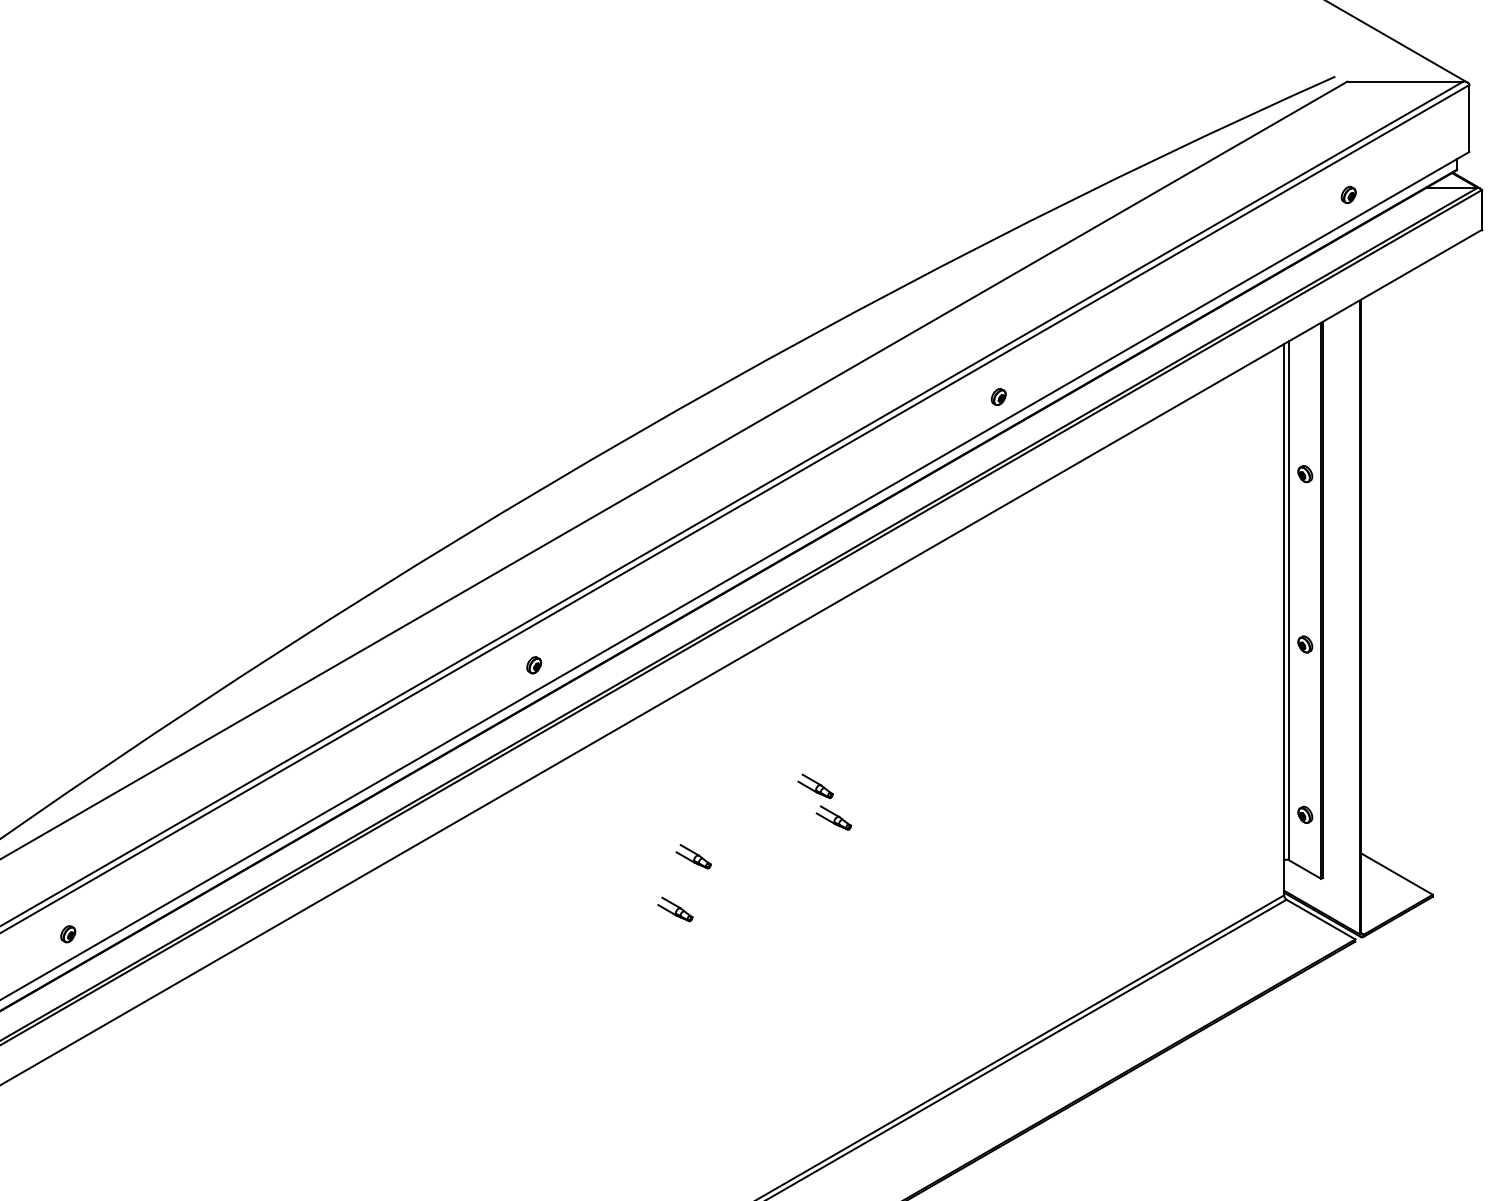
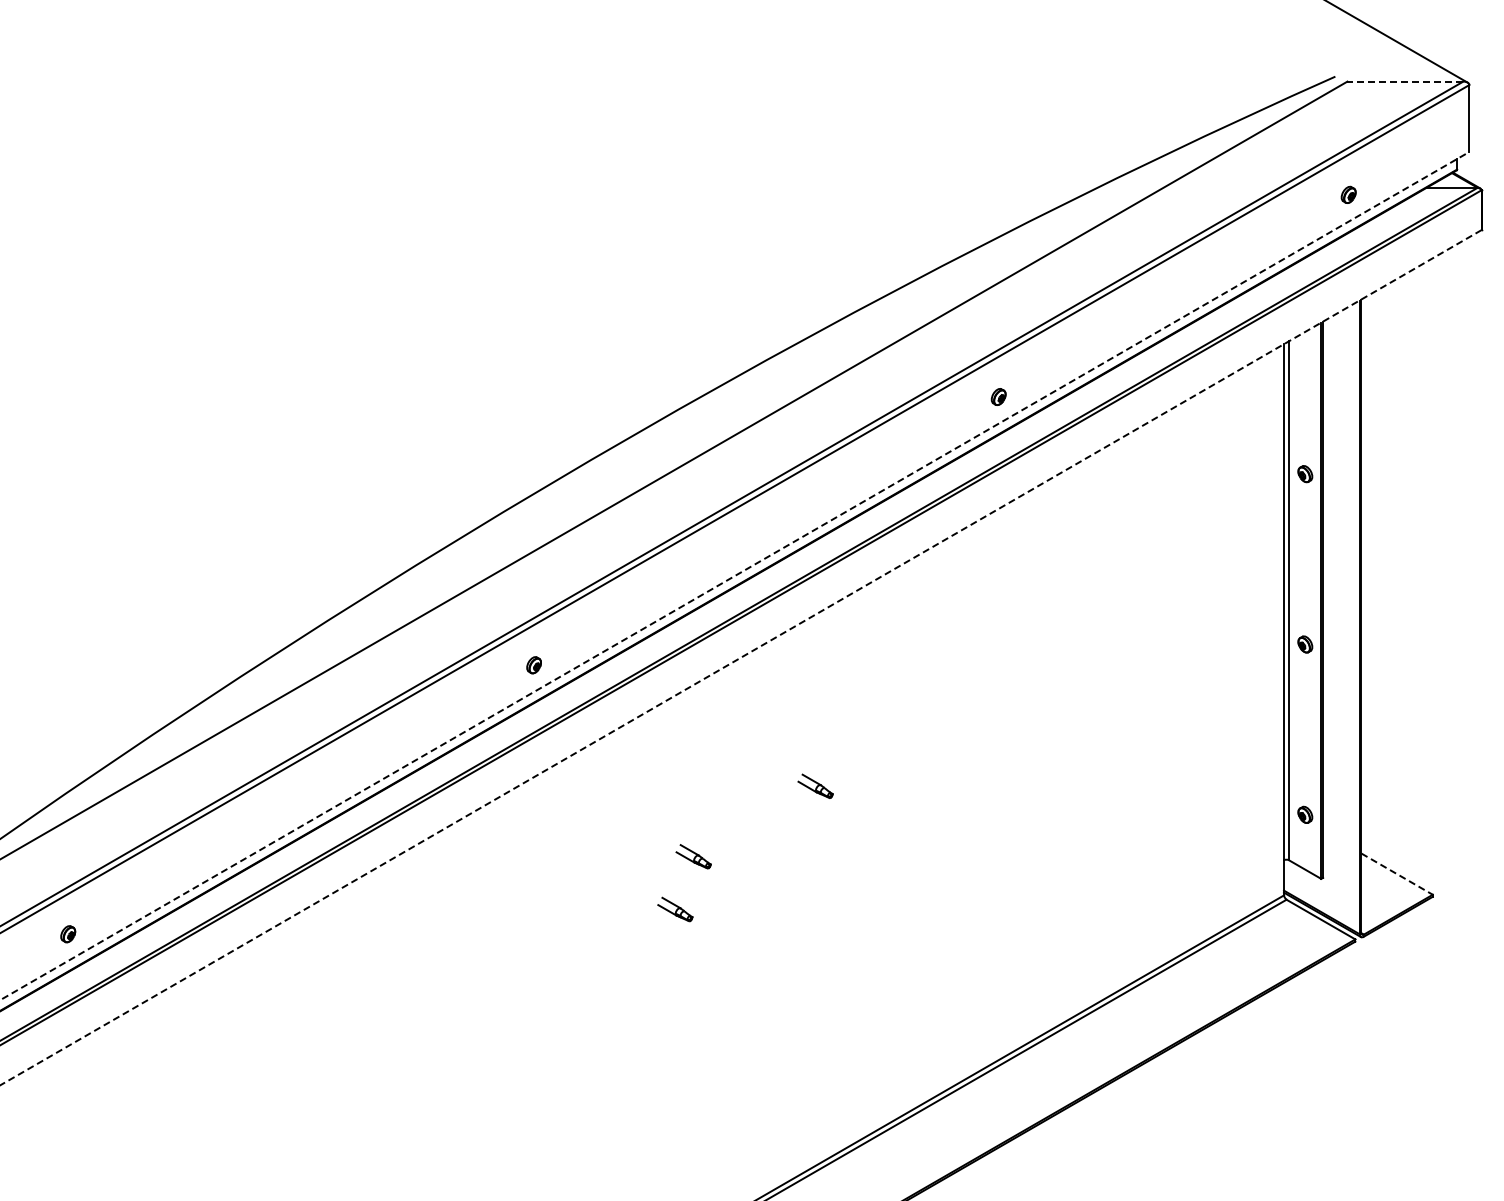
line: solid -> dashed (1405, 81)
line: solid -> dashed (735, 575)
line: solid -> dashed (740, 657)
part: present -> none (833, 817)
line: solid -> dashed (1397, 874)
